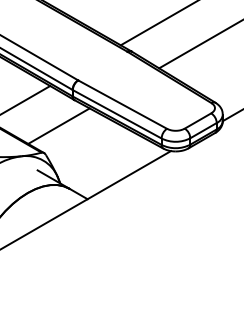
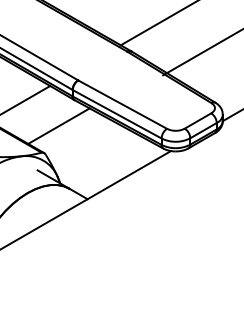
line position: (199, 44) -> (201, 52) (201, 52)
